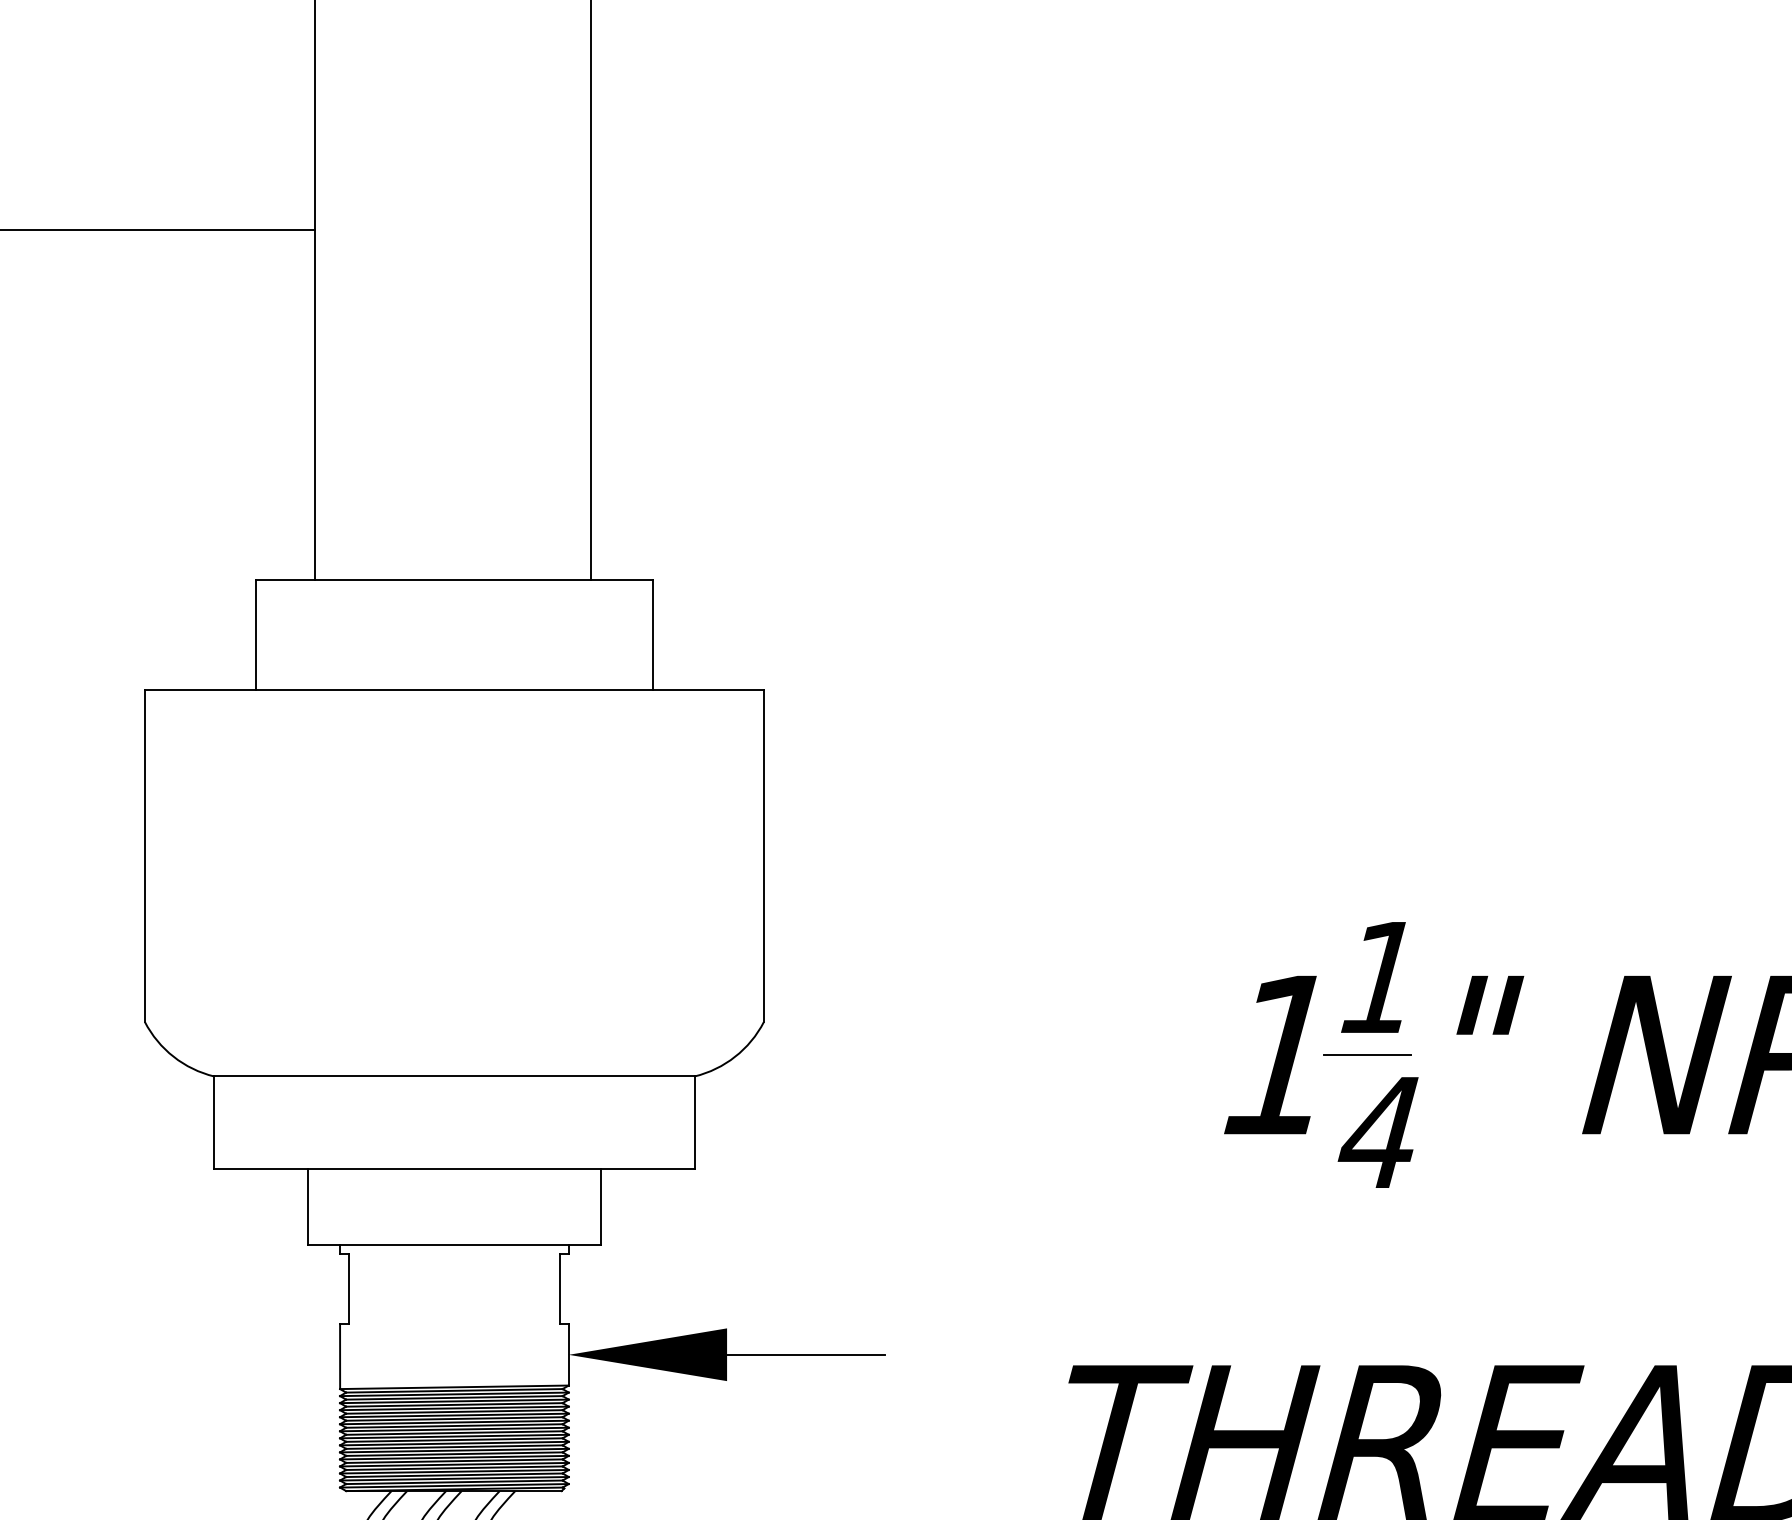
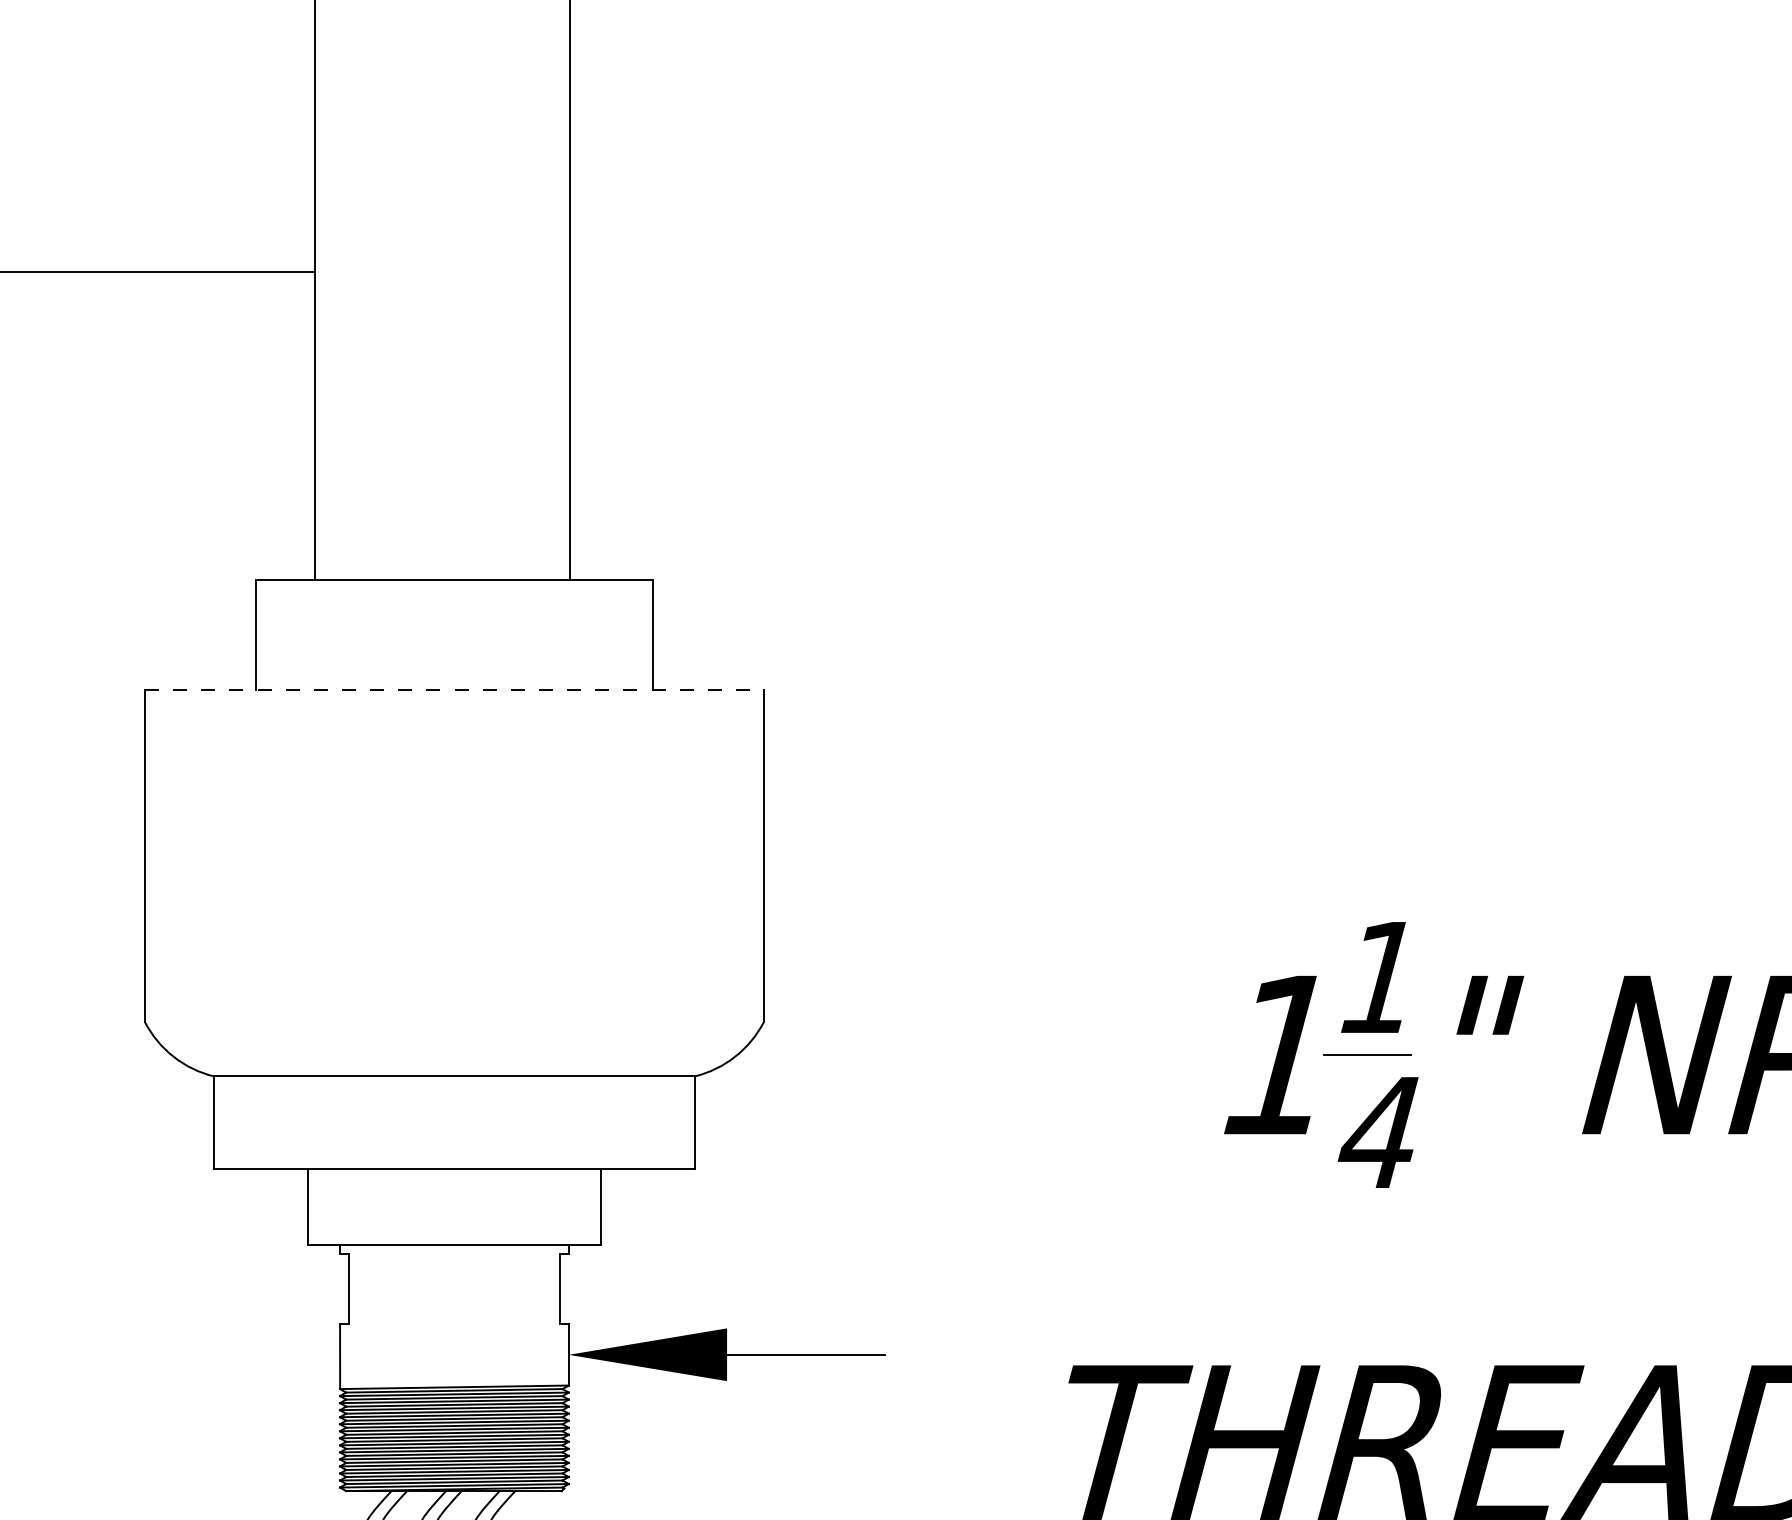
line position: (158, 230) -> (158, 272) (158, 272)
line position: (591, 290) -> (570, 290) (570, 290)
line: solid -> dashed (454, 690)
